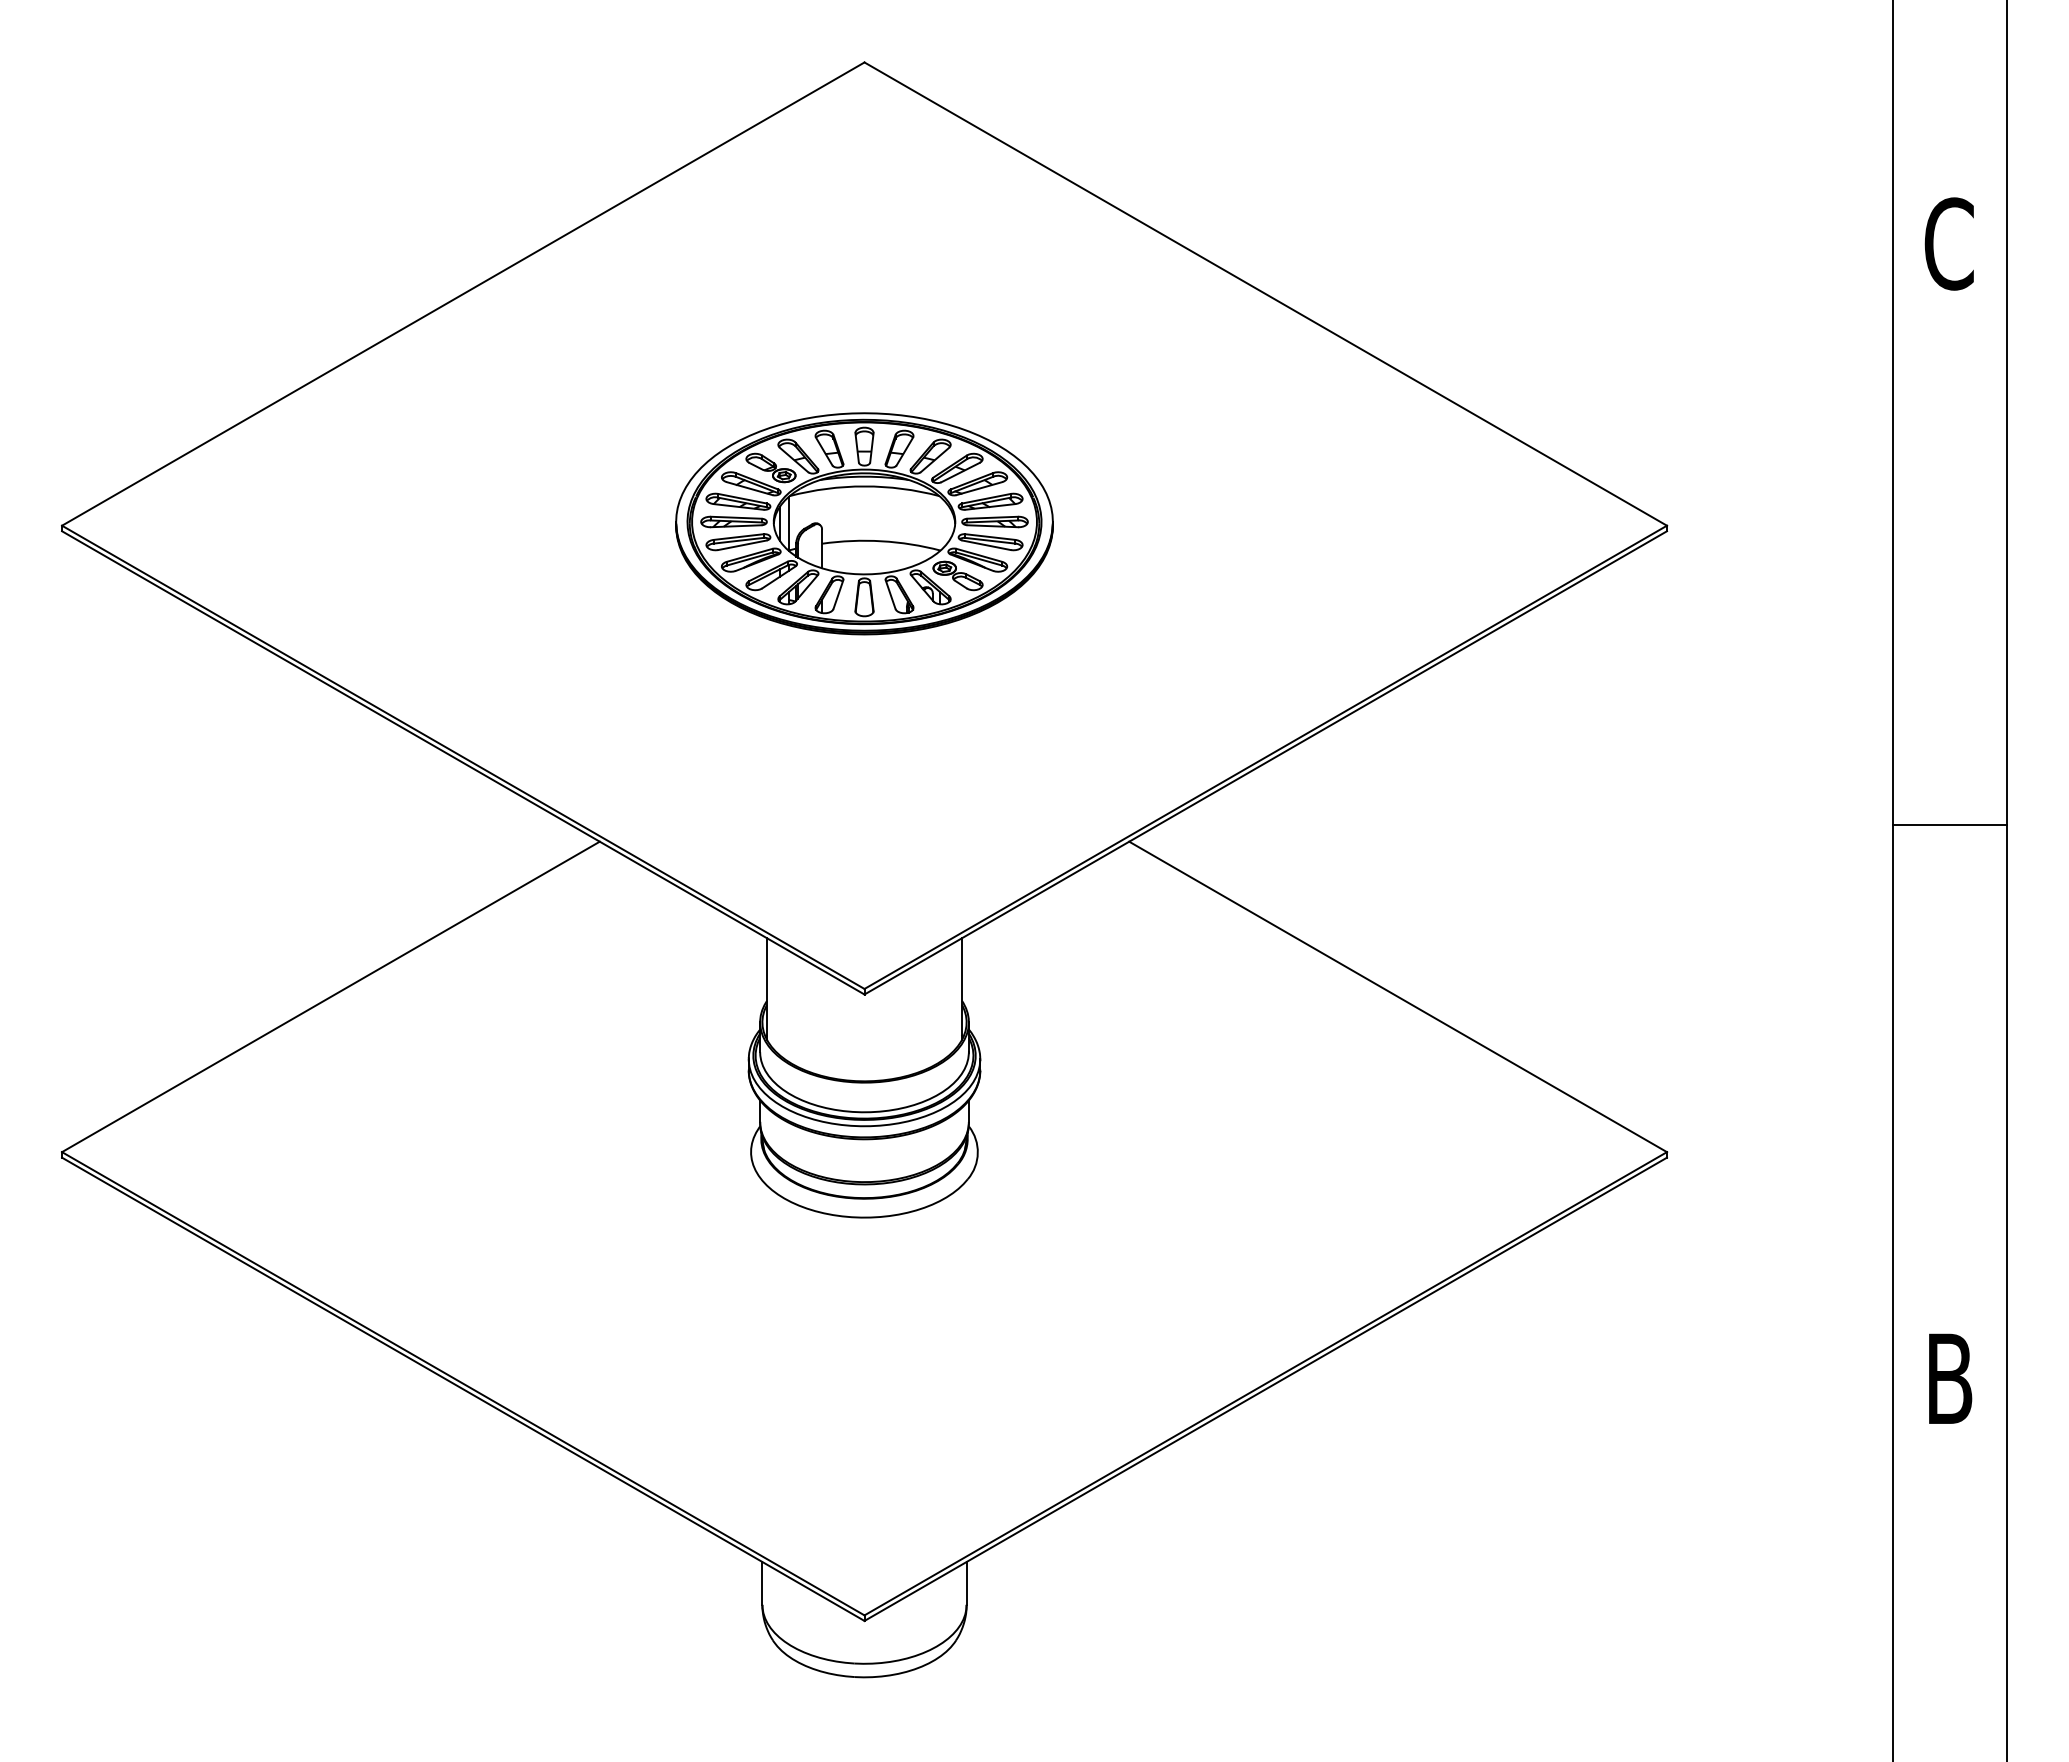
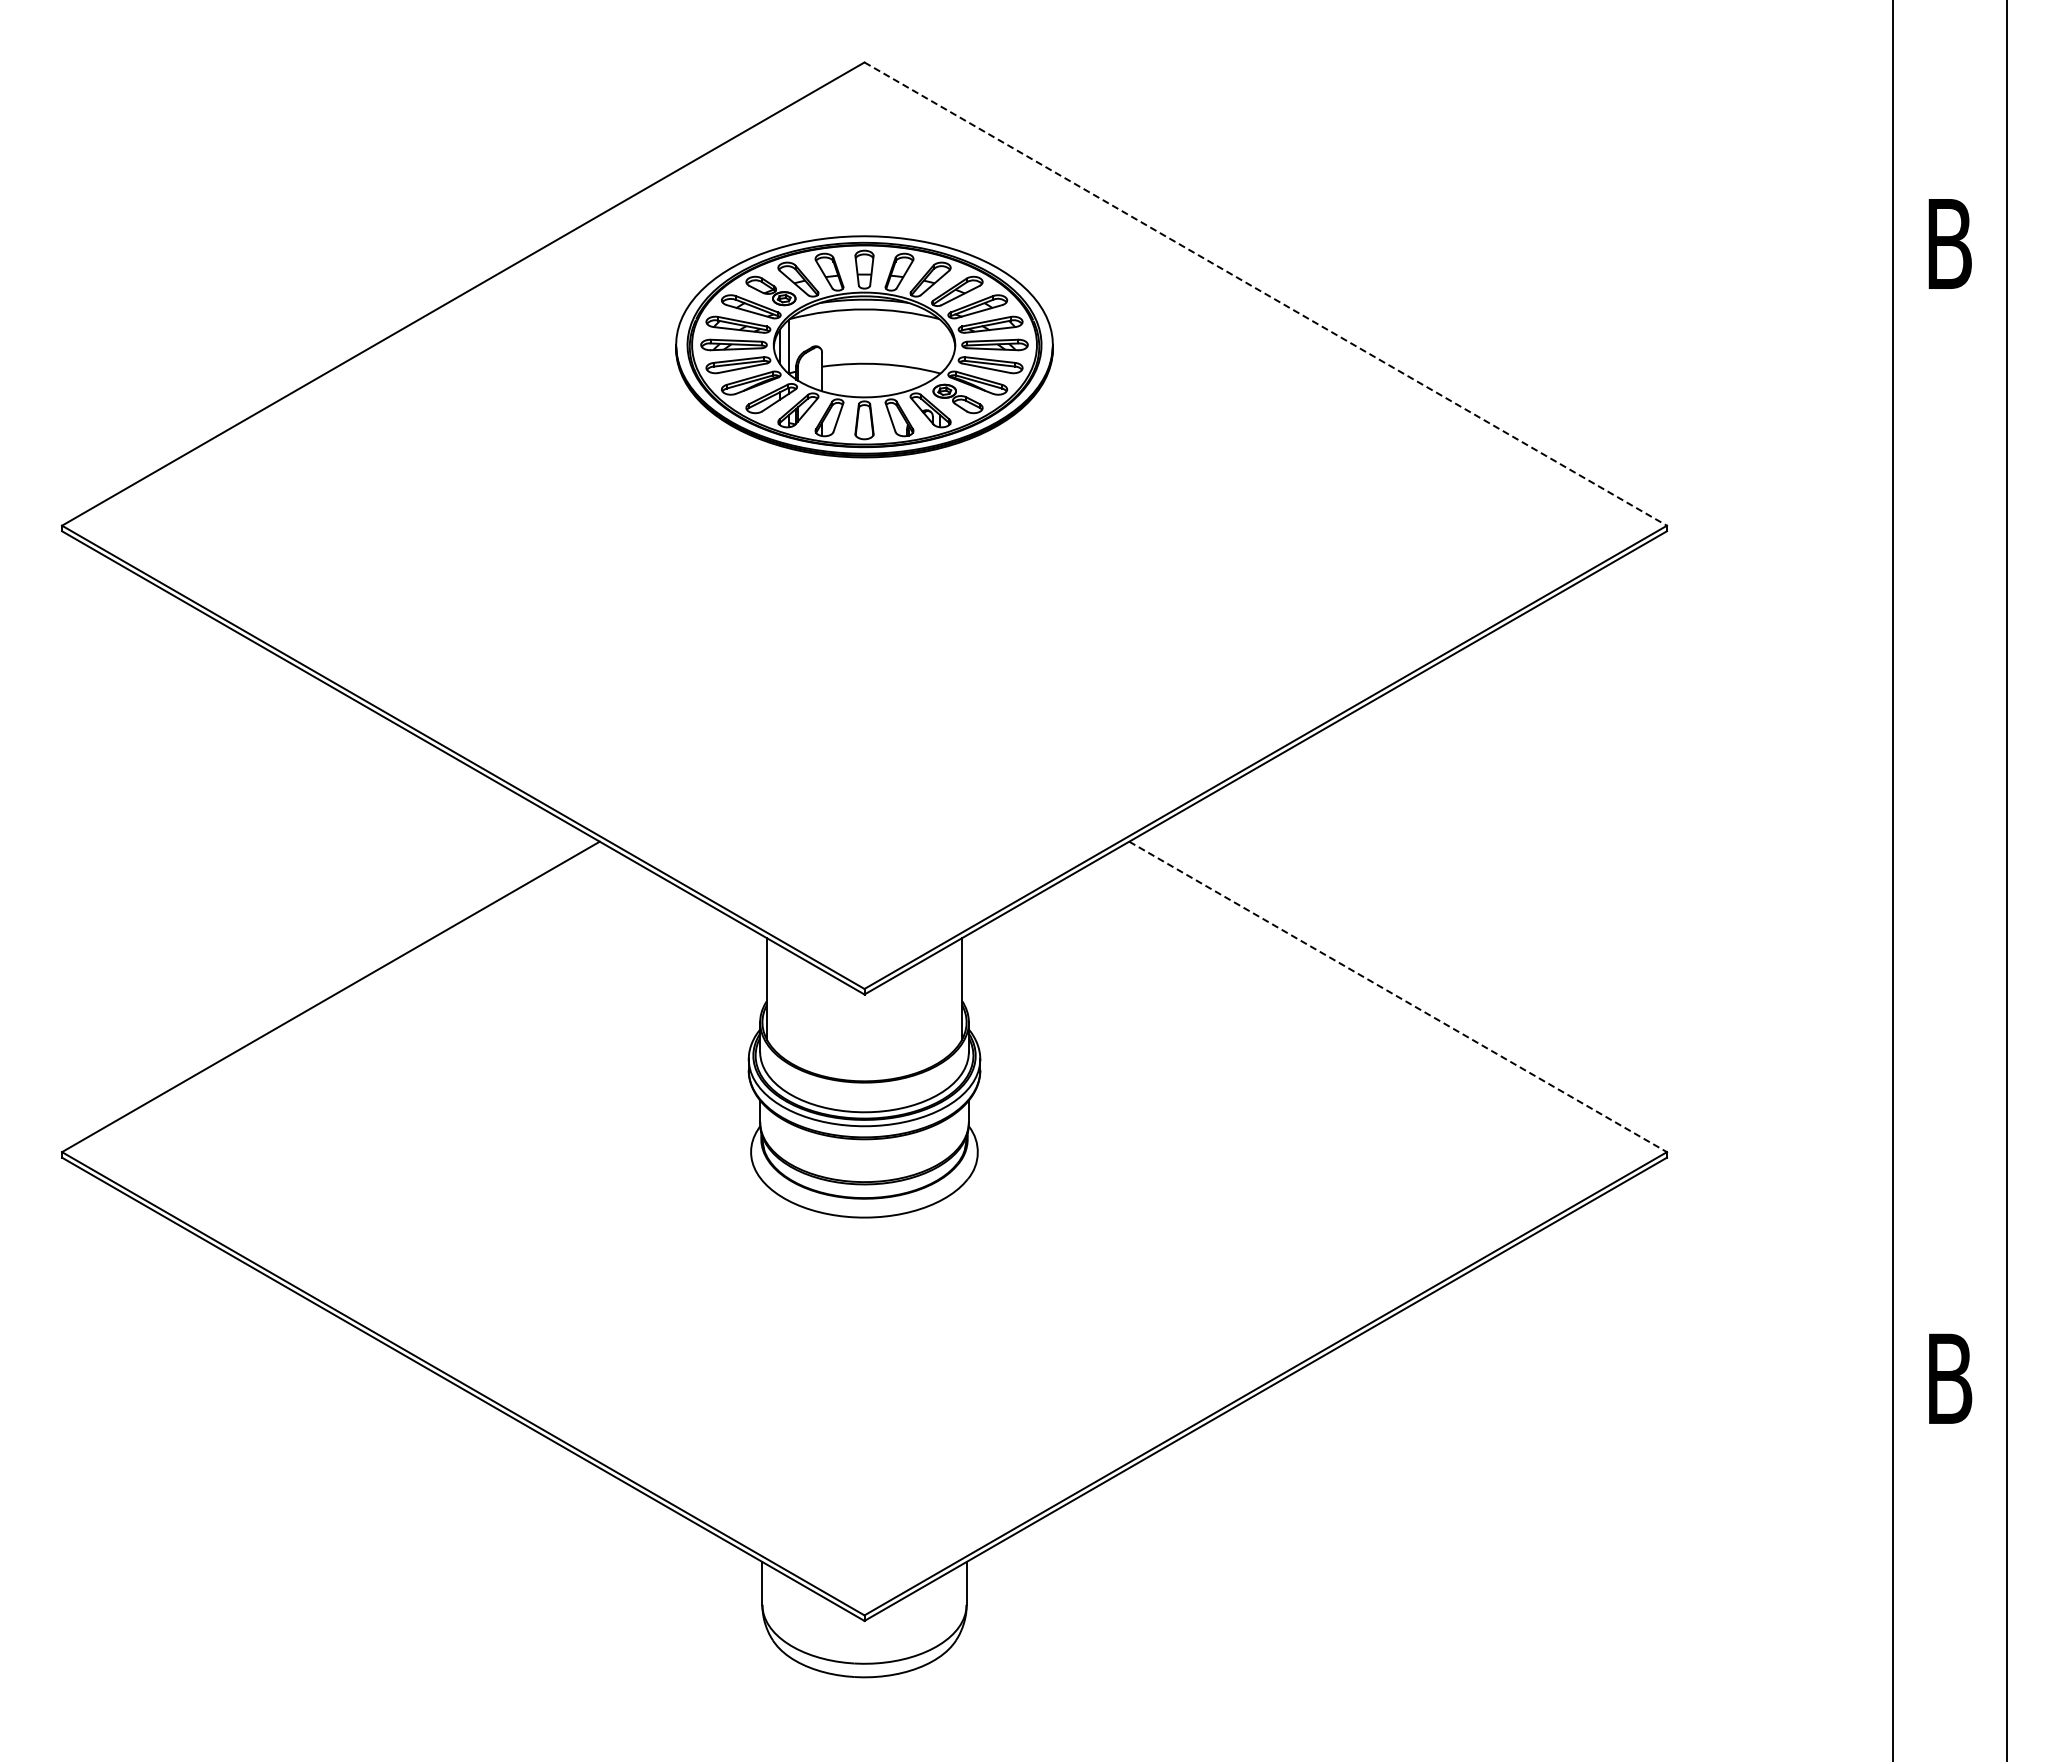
text: C -> B (1948, 243)
line: solid -> dashed (1266, 294)
part position: (864, 523) -> (864, 346) (864, 346)
line: present -> none (1949, 824)
line: solid -> dashed (1398, 997)
